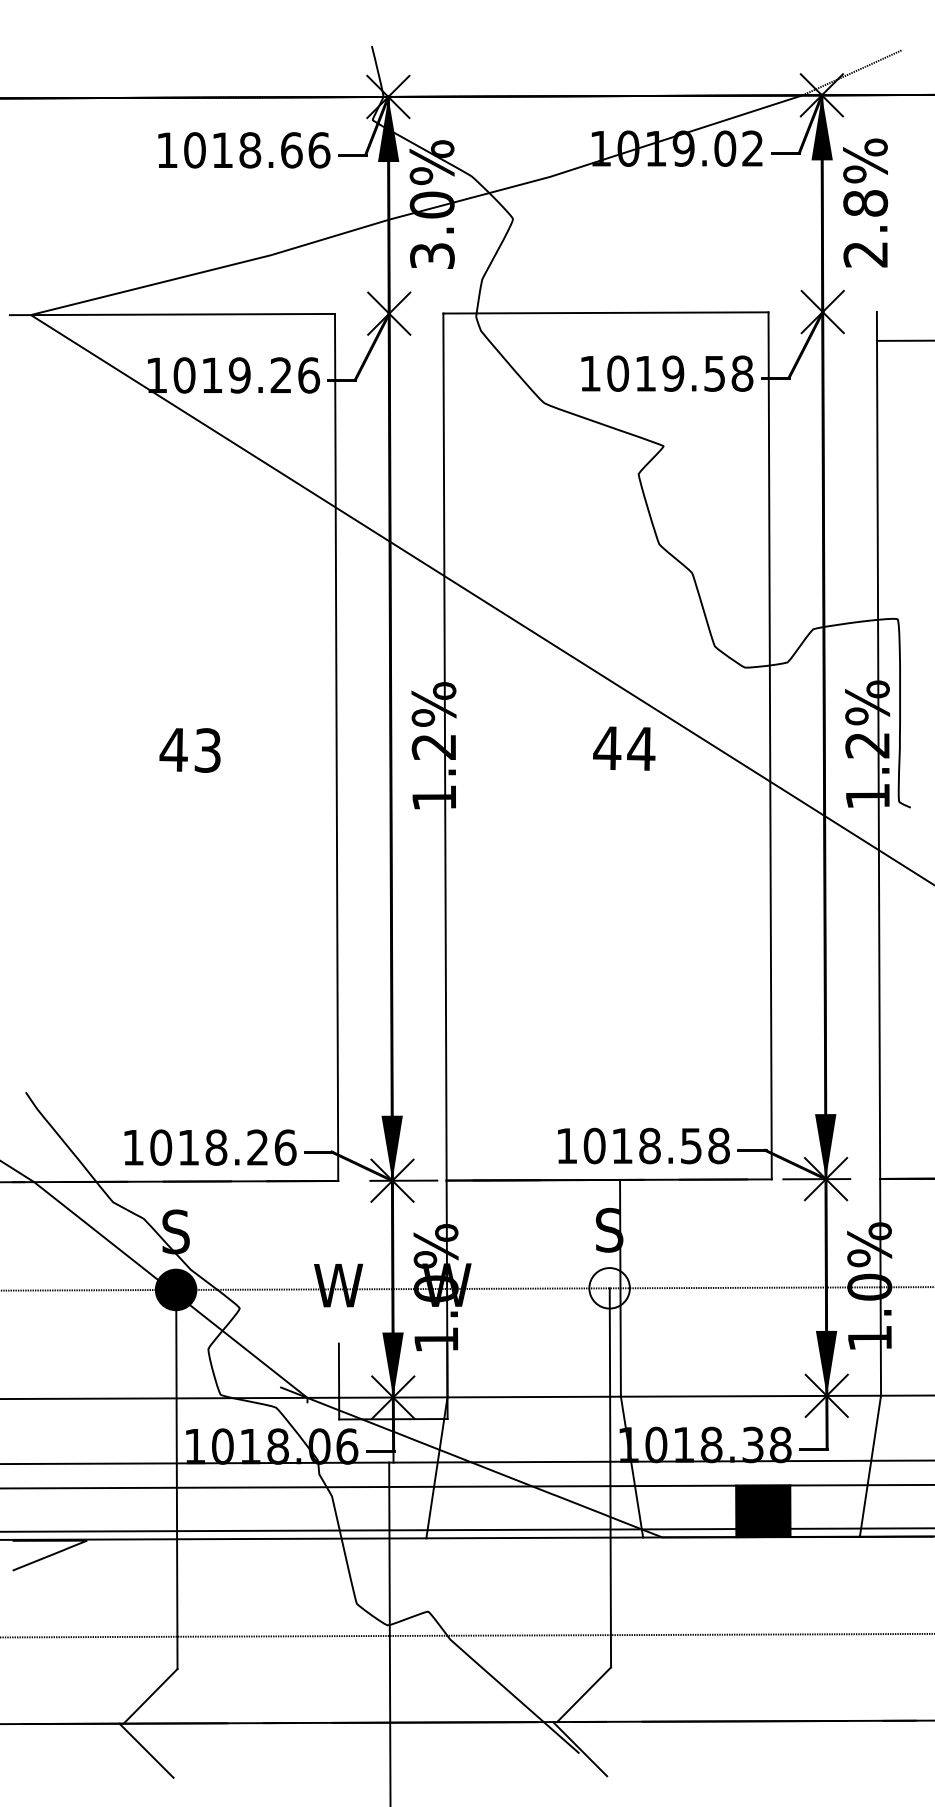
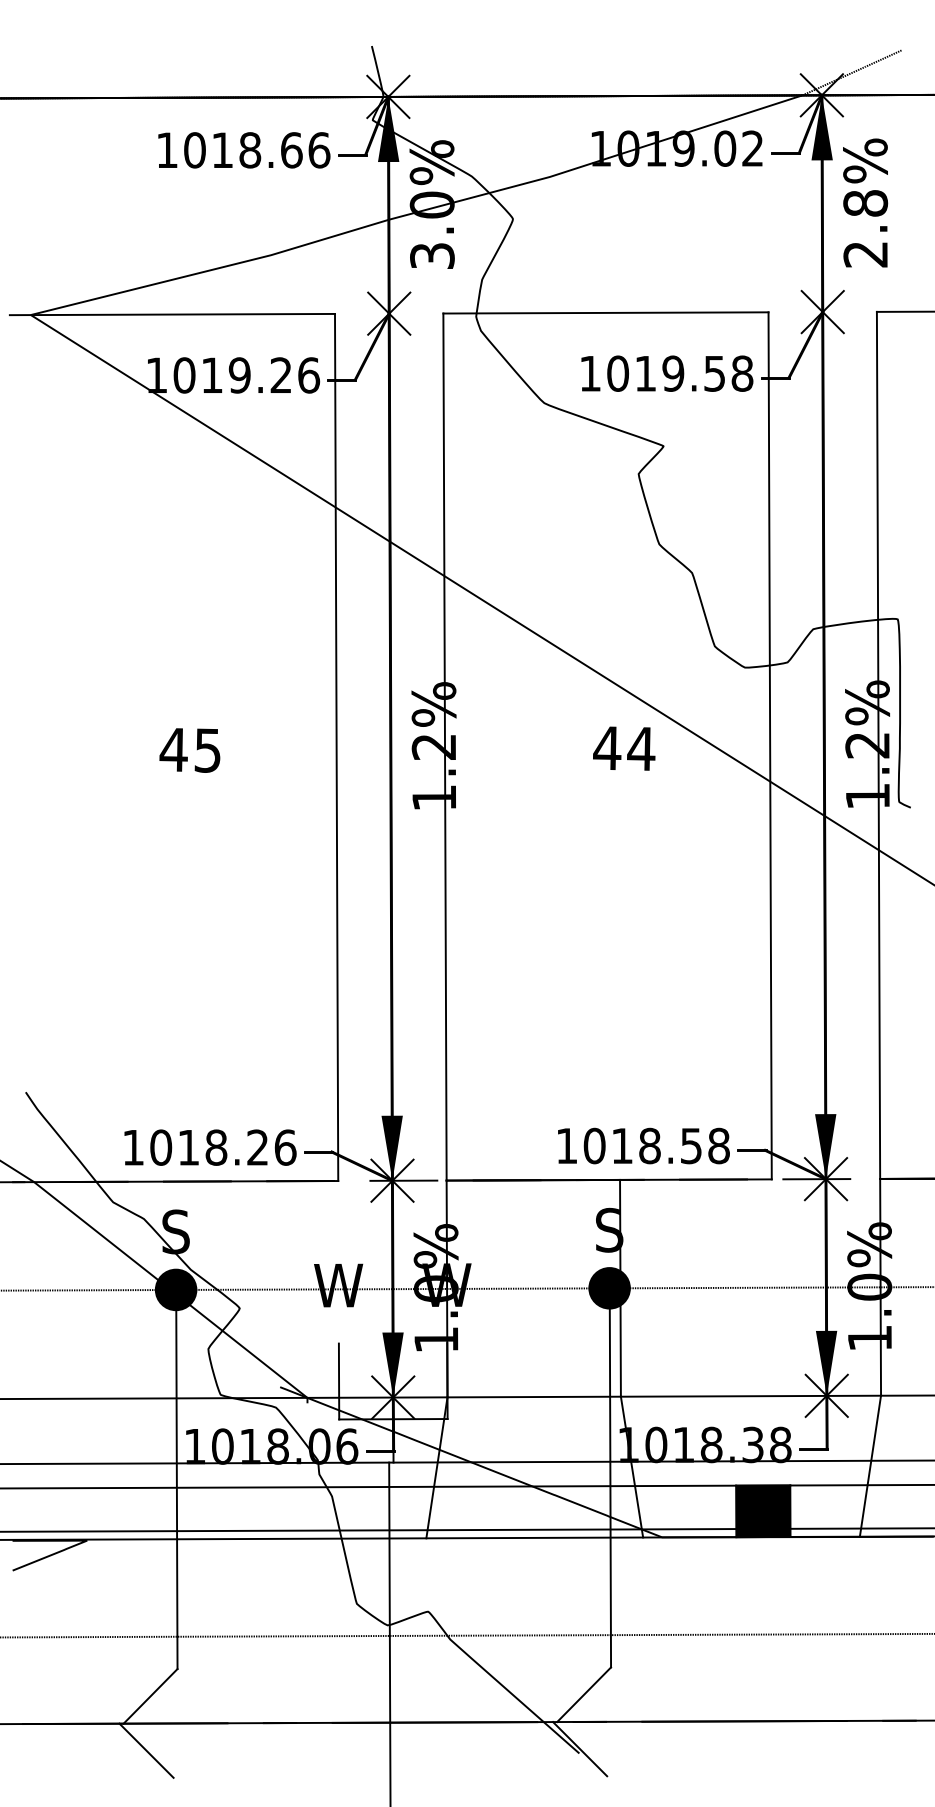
line position: (903, 340) -> (903, 311) (903, 311)
text: 43 -> 45 (207, 750)
fill: none -> present (609, 1288)
